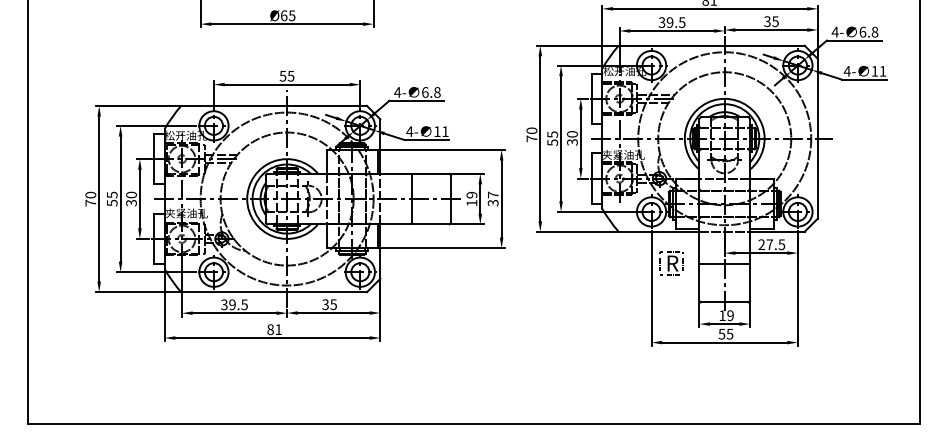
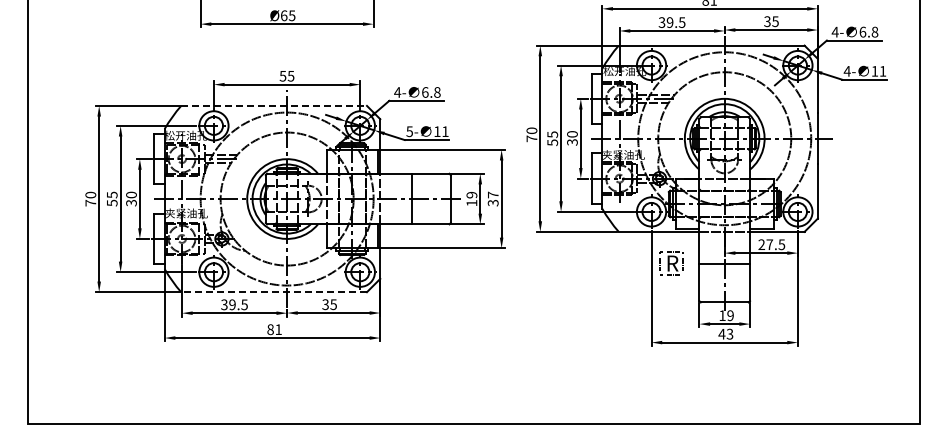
line: solid -> dashed (274, 105)
text: 4- -> 5- (409, 131)
line: solid -> dashed (274, 292)
text: 55 -> 43 (725, 333)
